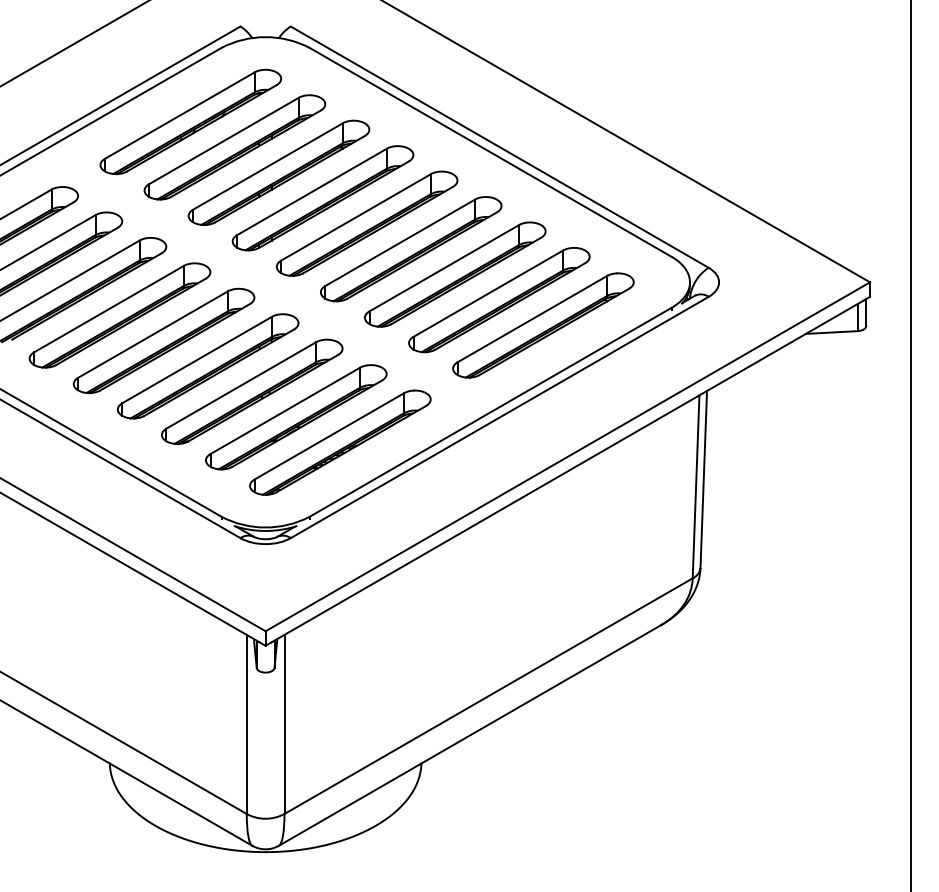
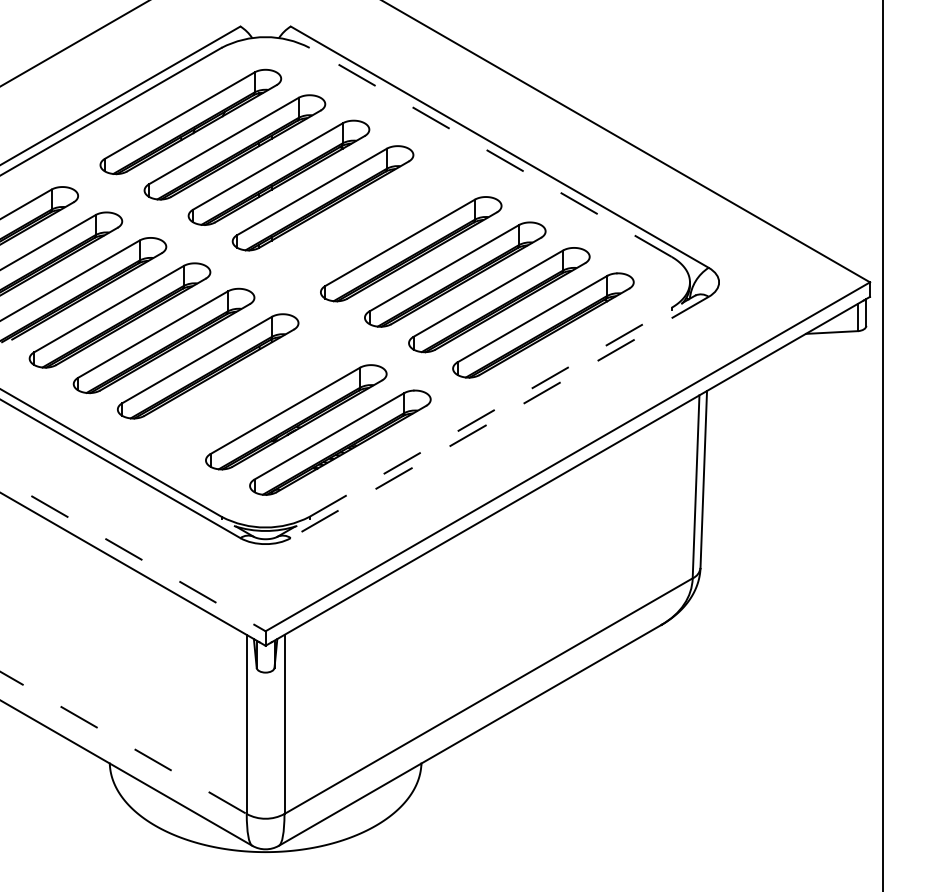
line: solid -> dashed (490, 152)
part: present -> none (366, 223)
part: present -> none (252, 391)
line: solid -> dashed (491, 412)
line: solid -> dashed (499, 417)
line position: (910, 445) -> (882, 445) (882, 445)
line: solid -> dashed (133, 554)
line: solid -> dashed (123, 743)
